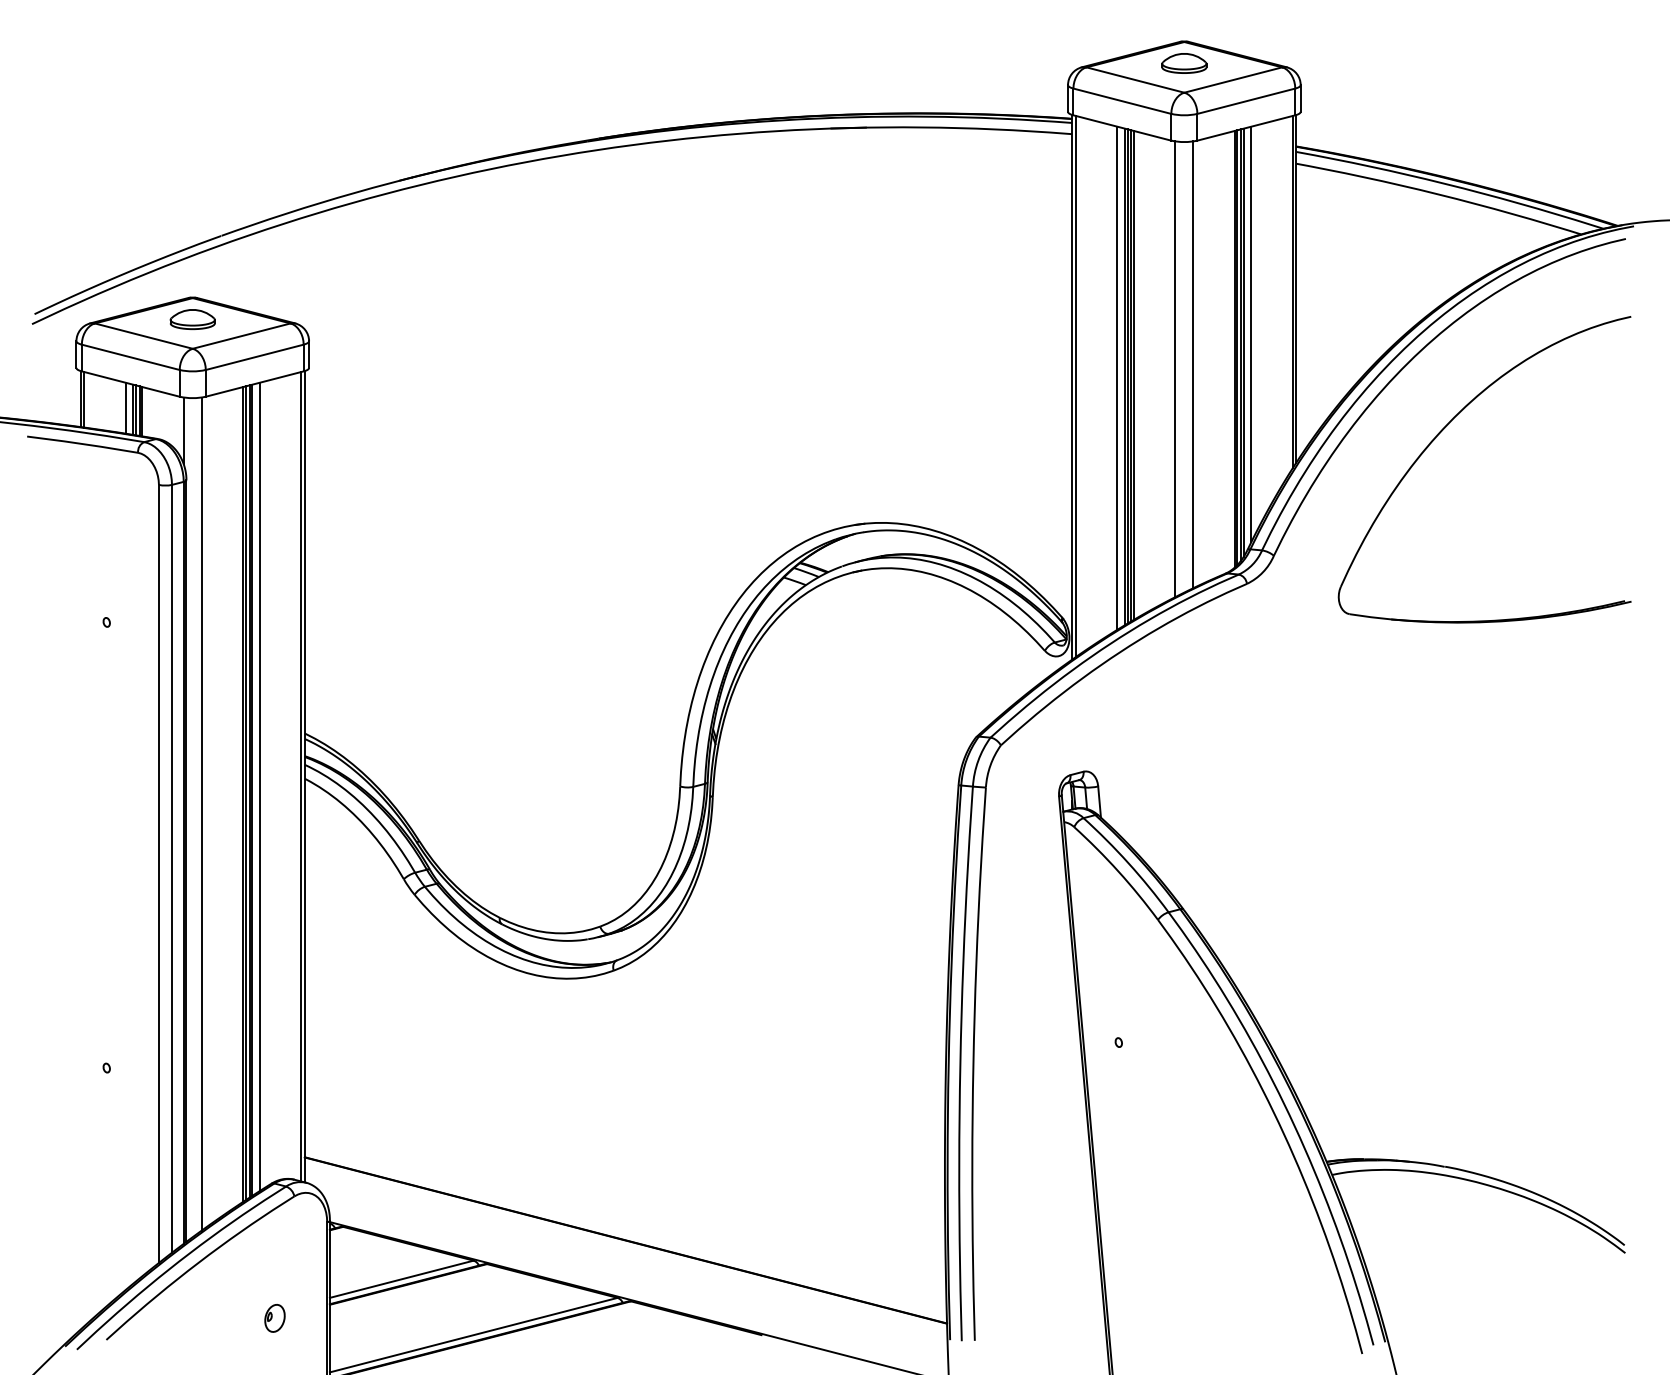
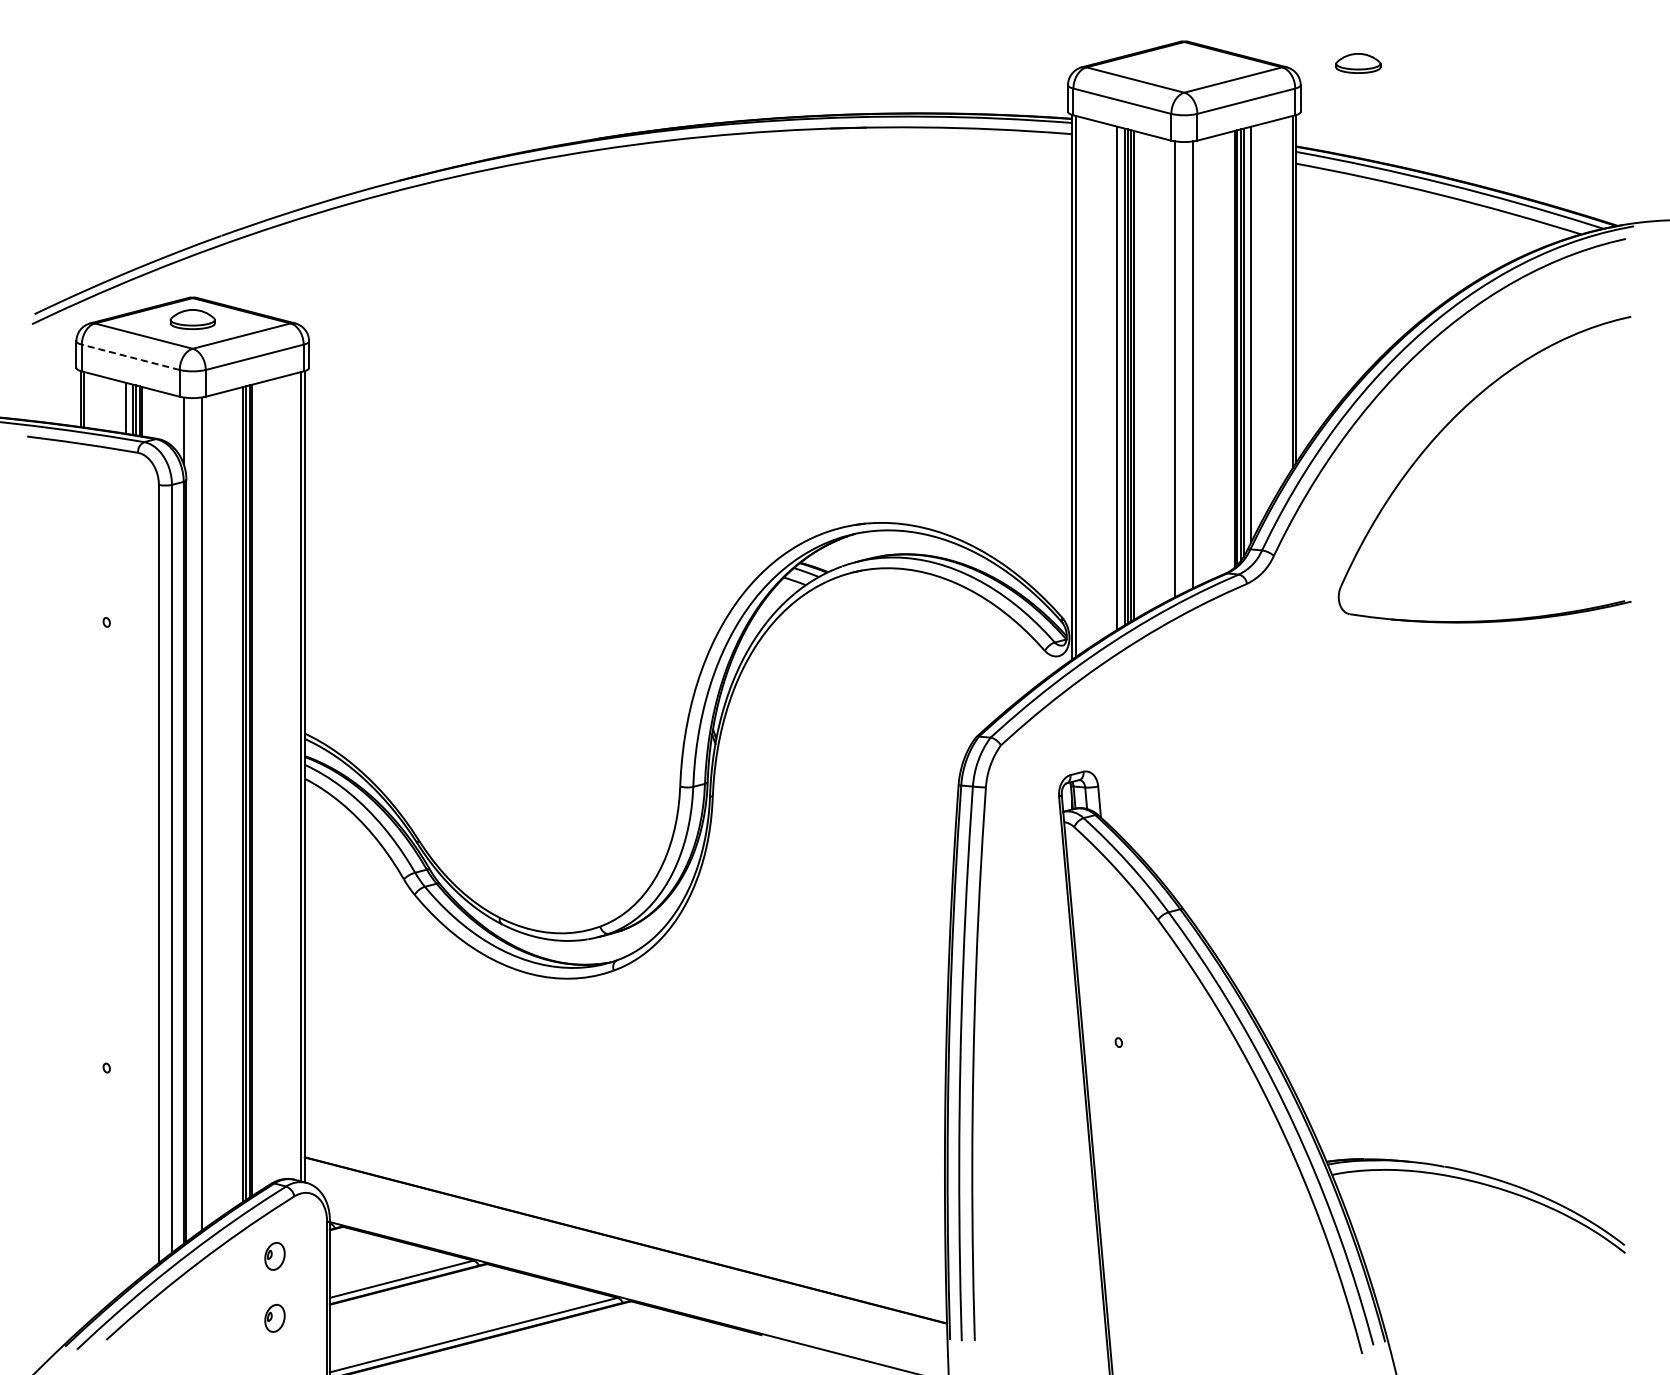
part position: (1184, 63) -> (1358, 63) (1358, 63)
line: solid -> dashed (130, 357)
line: present -> none (259, 786)
part: none -> present (274, 1256)
